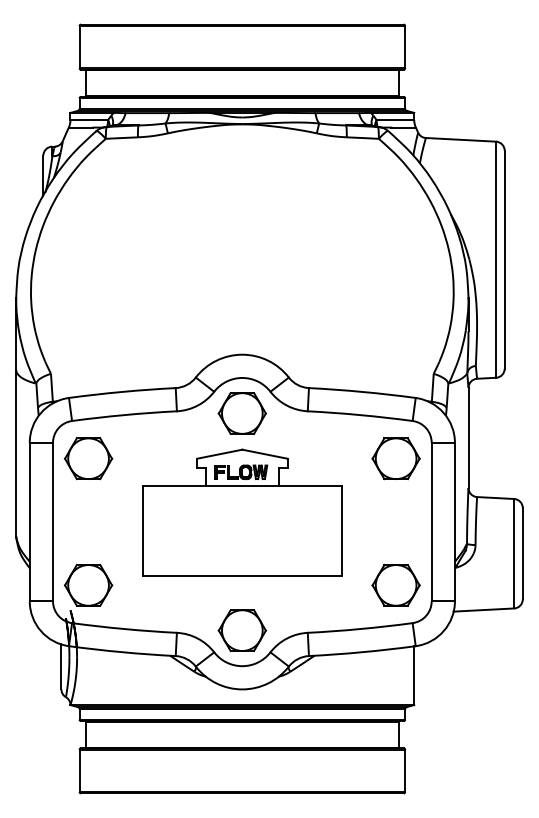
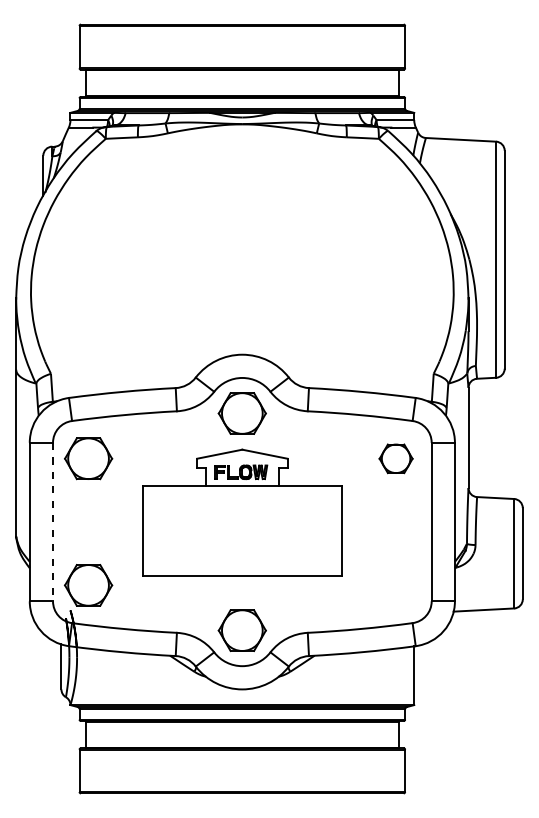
part size: 50x44 px -> 36x32 px (395, 458)
line: solid -> dashed (53, 522)
part: present -> none (395, 585)
